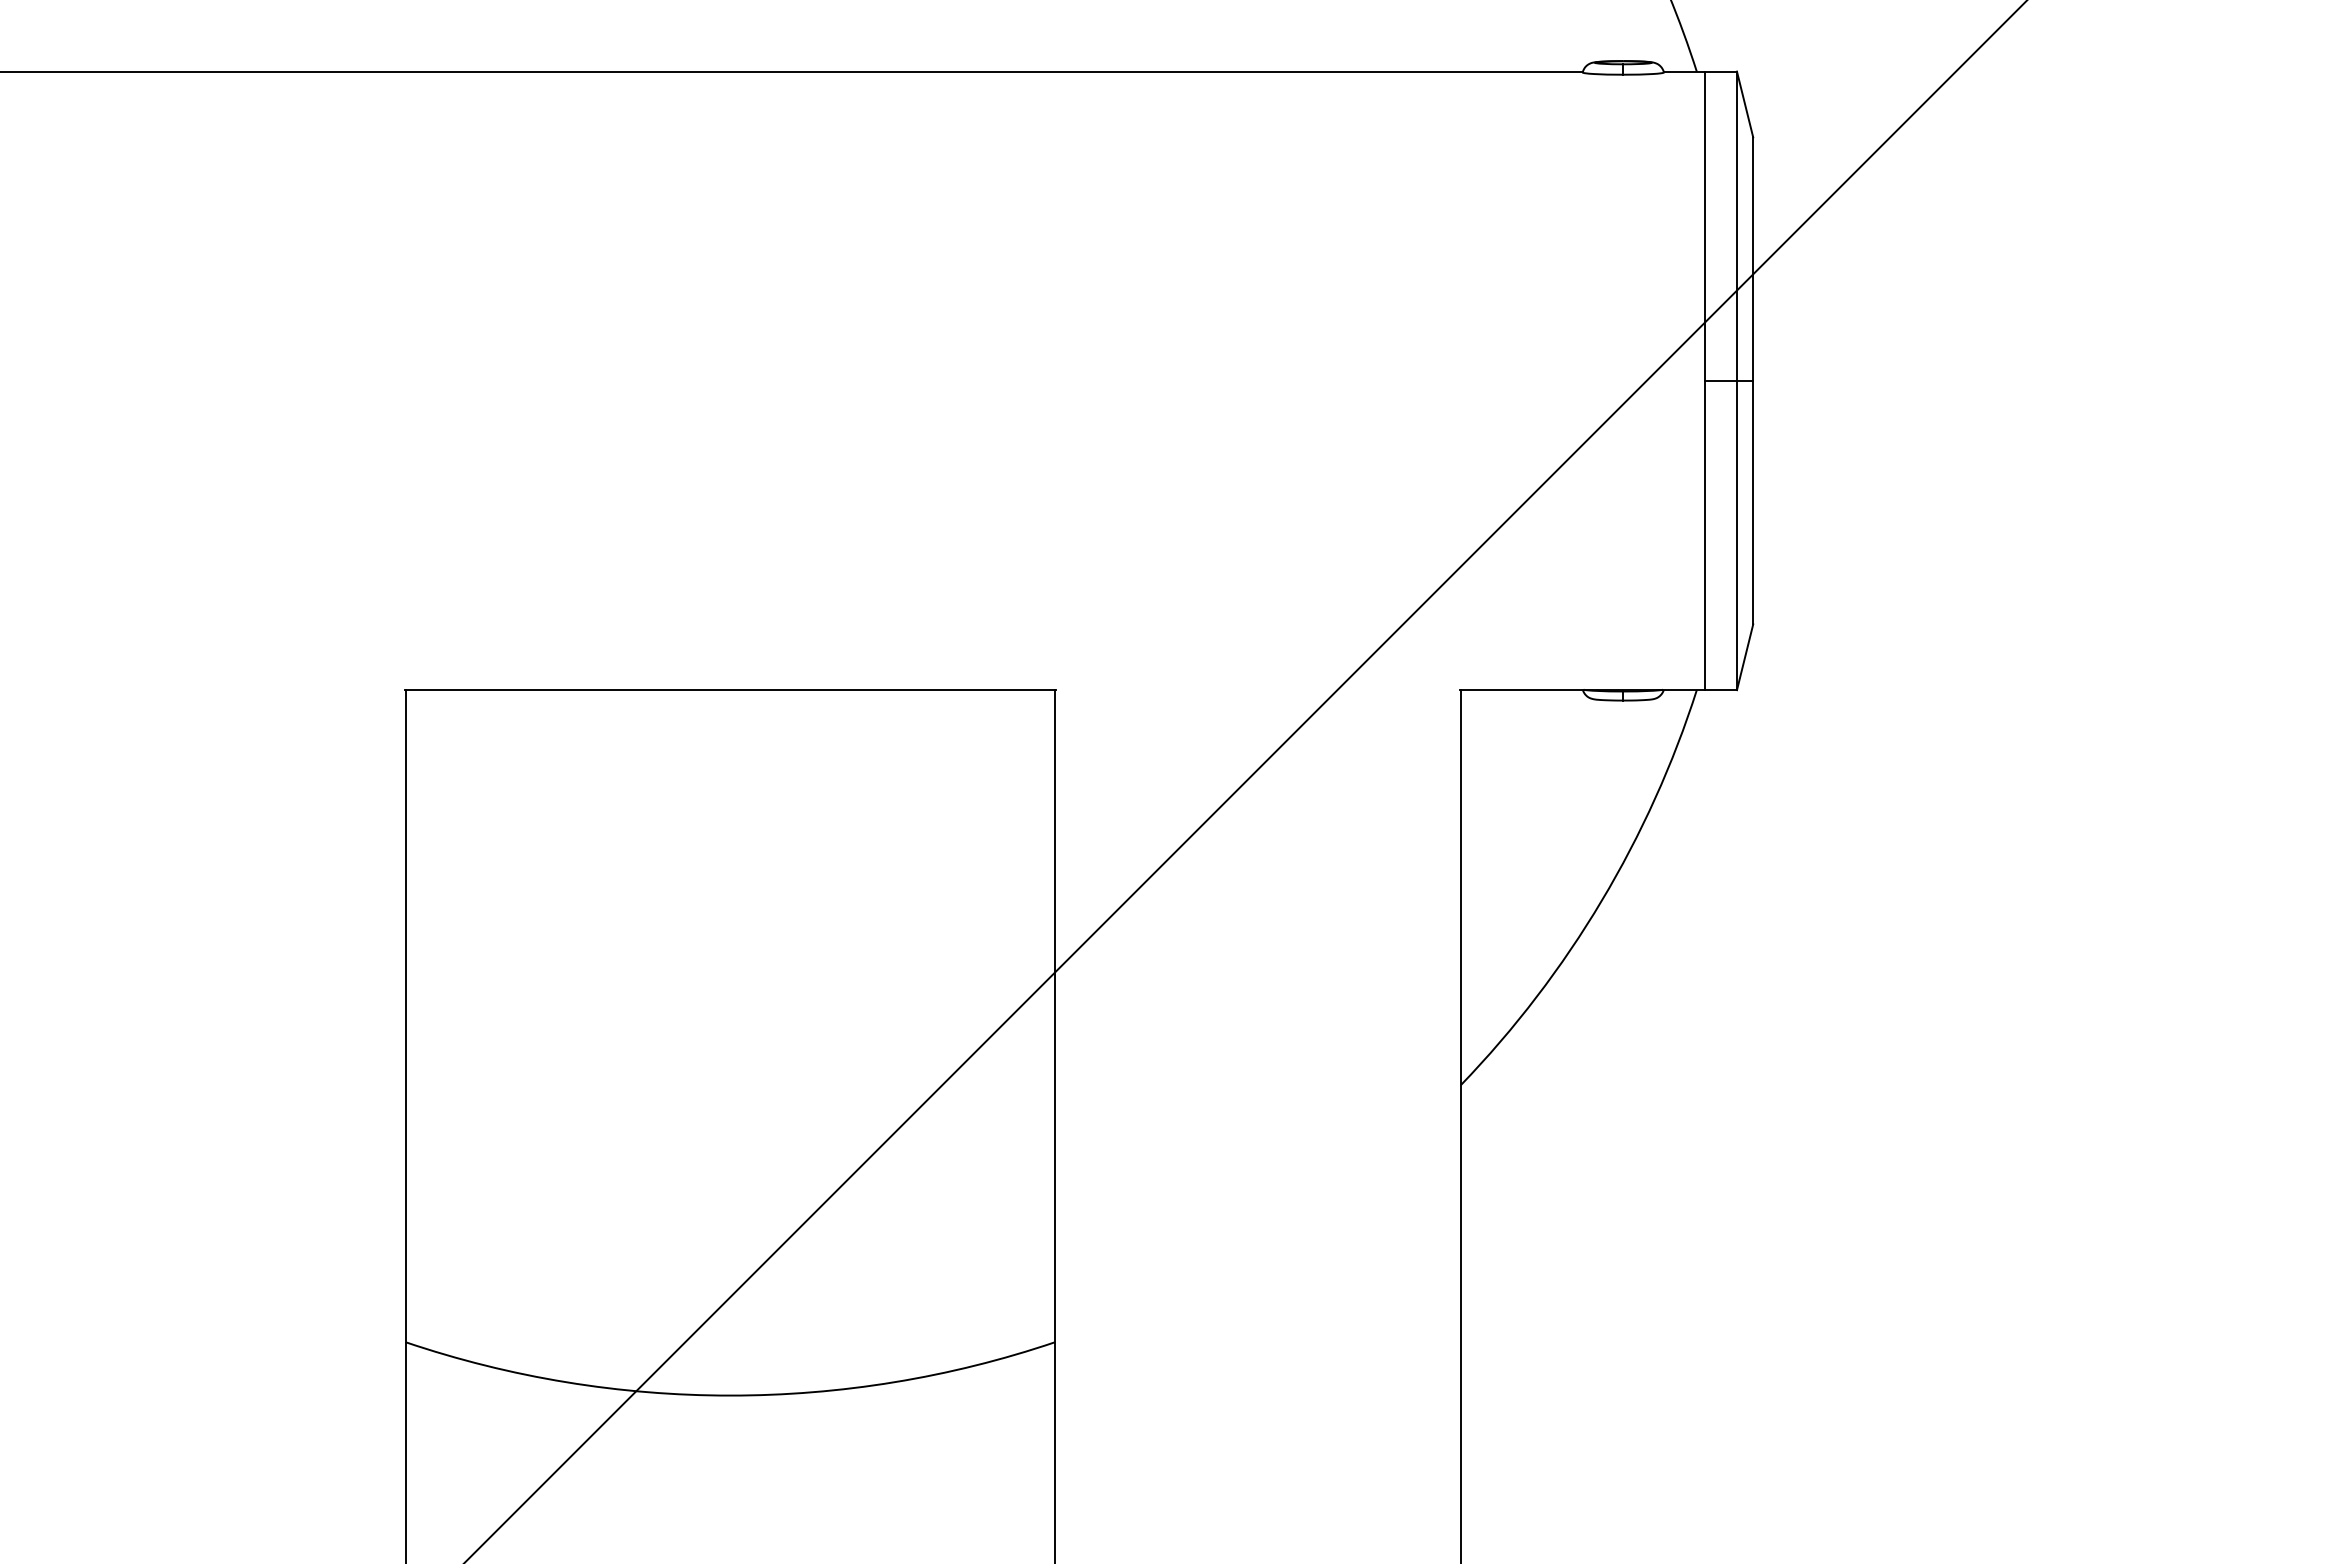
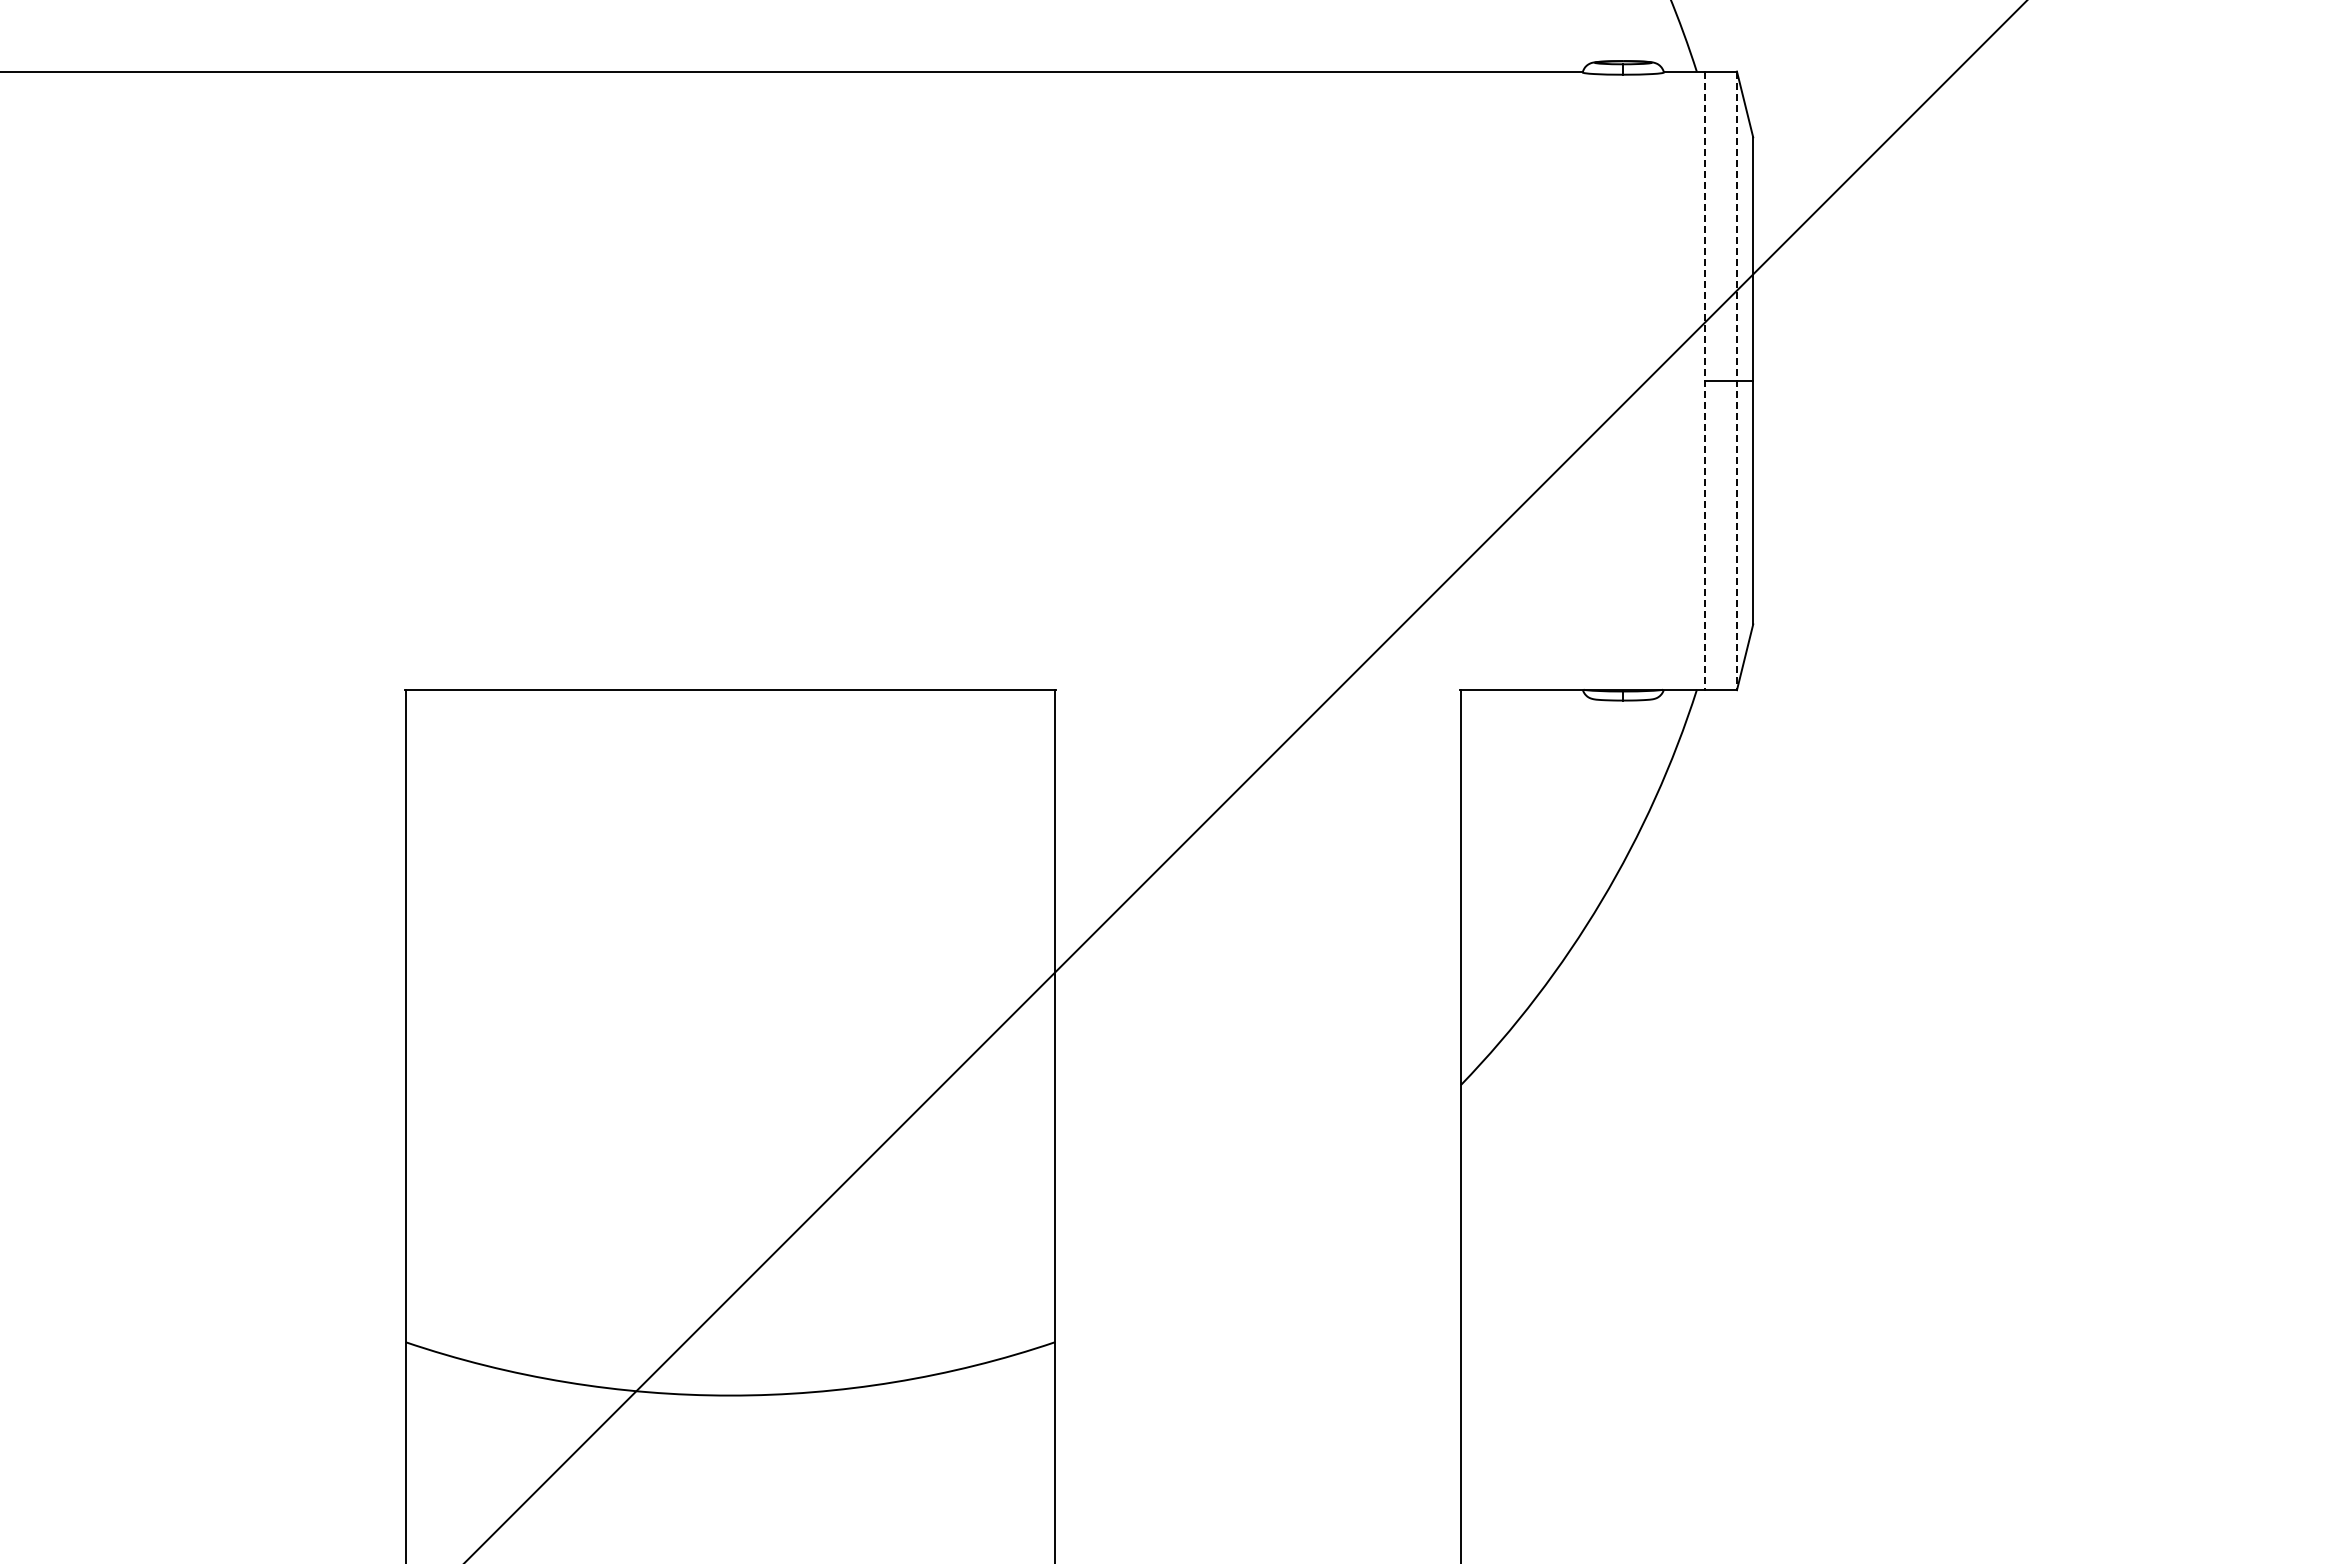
line: solid -> dashed (1704, 381)
line: solid -> dashed (1736, 381)
